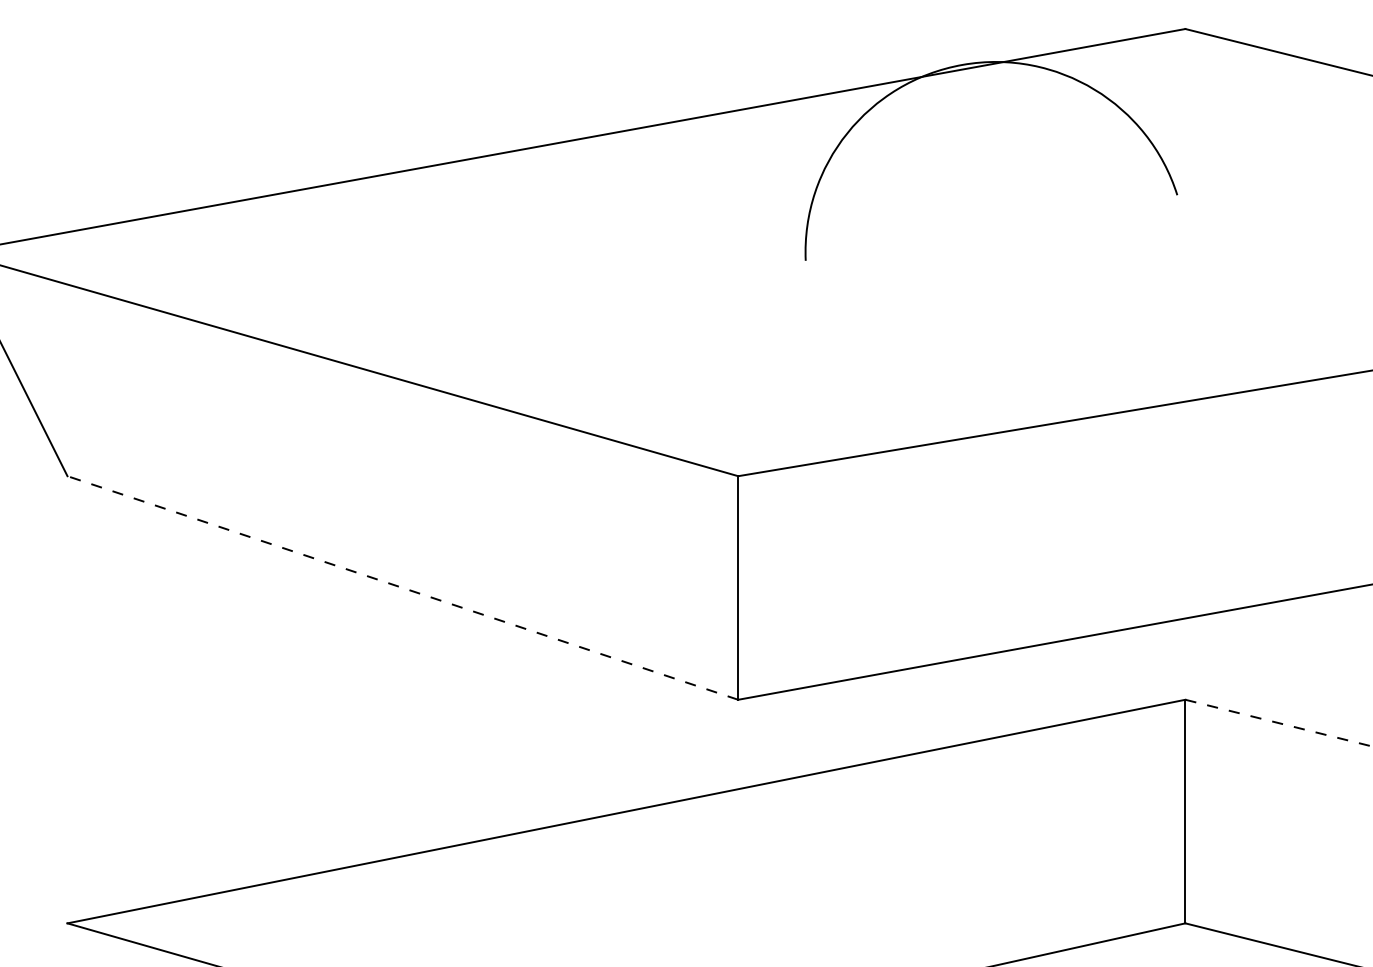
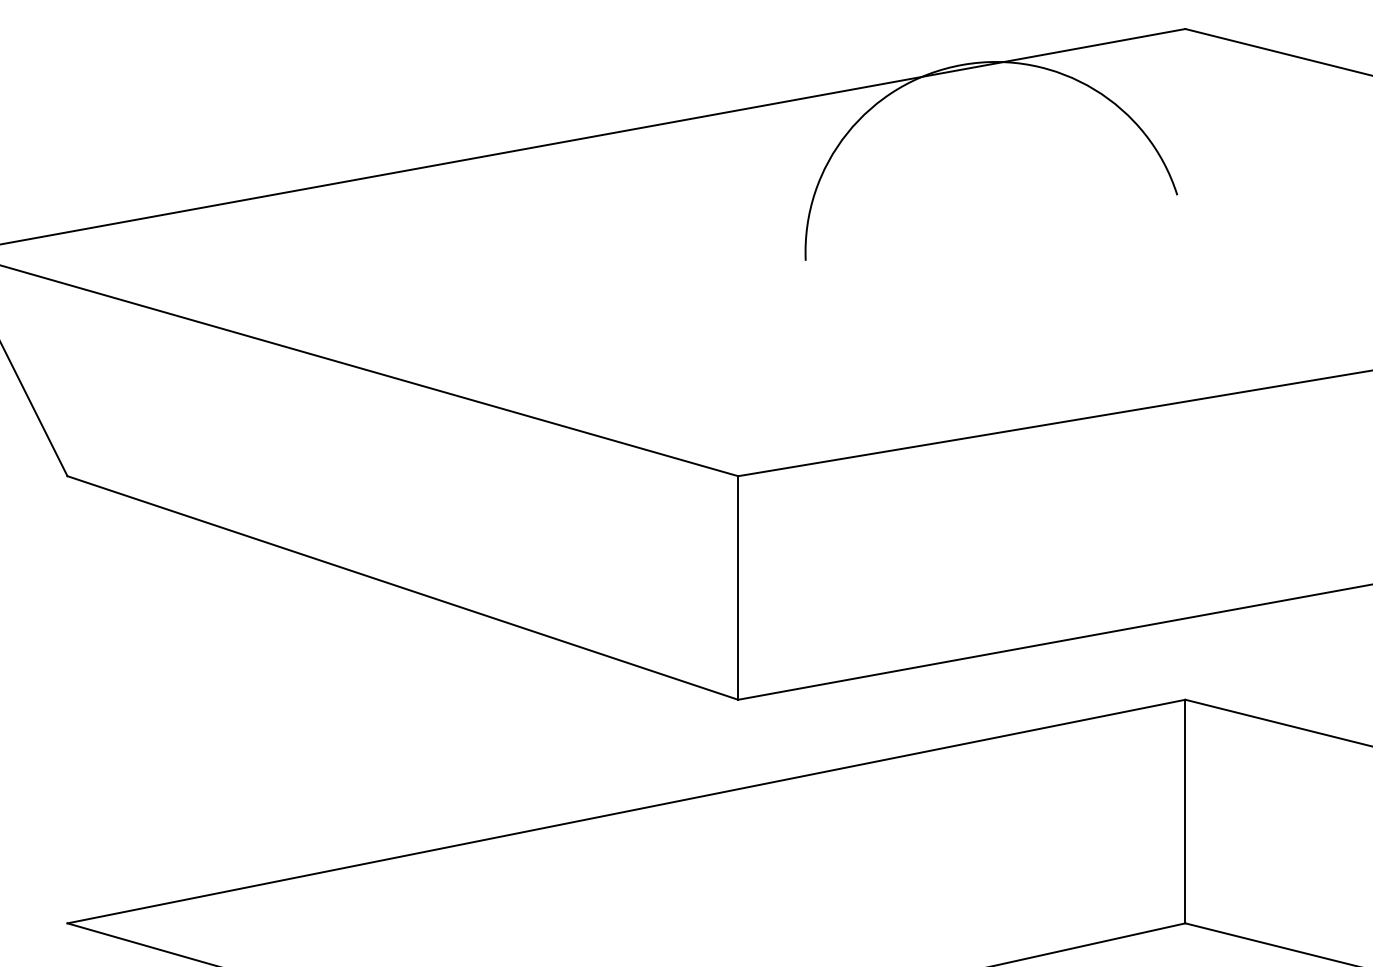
line: dashed -> solid (402, 587)
line: dashed -> solid (1279, 723)
